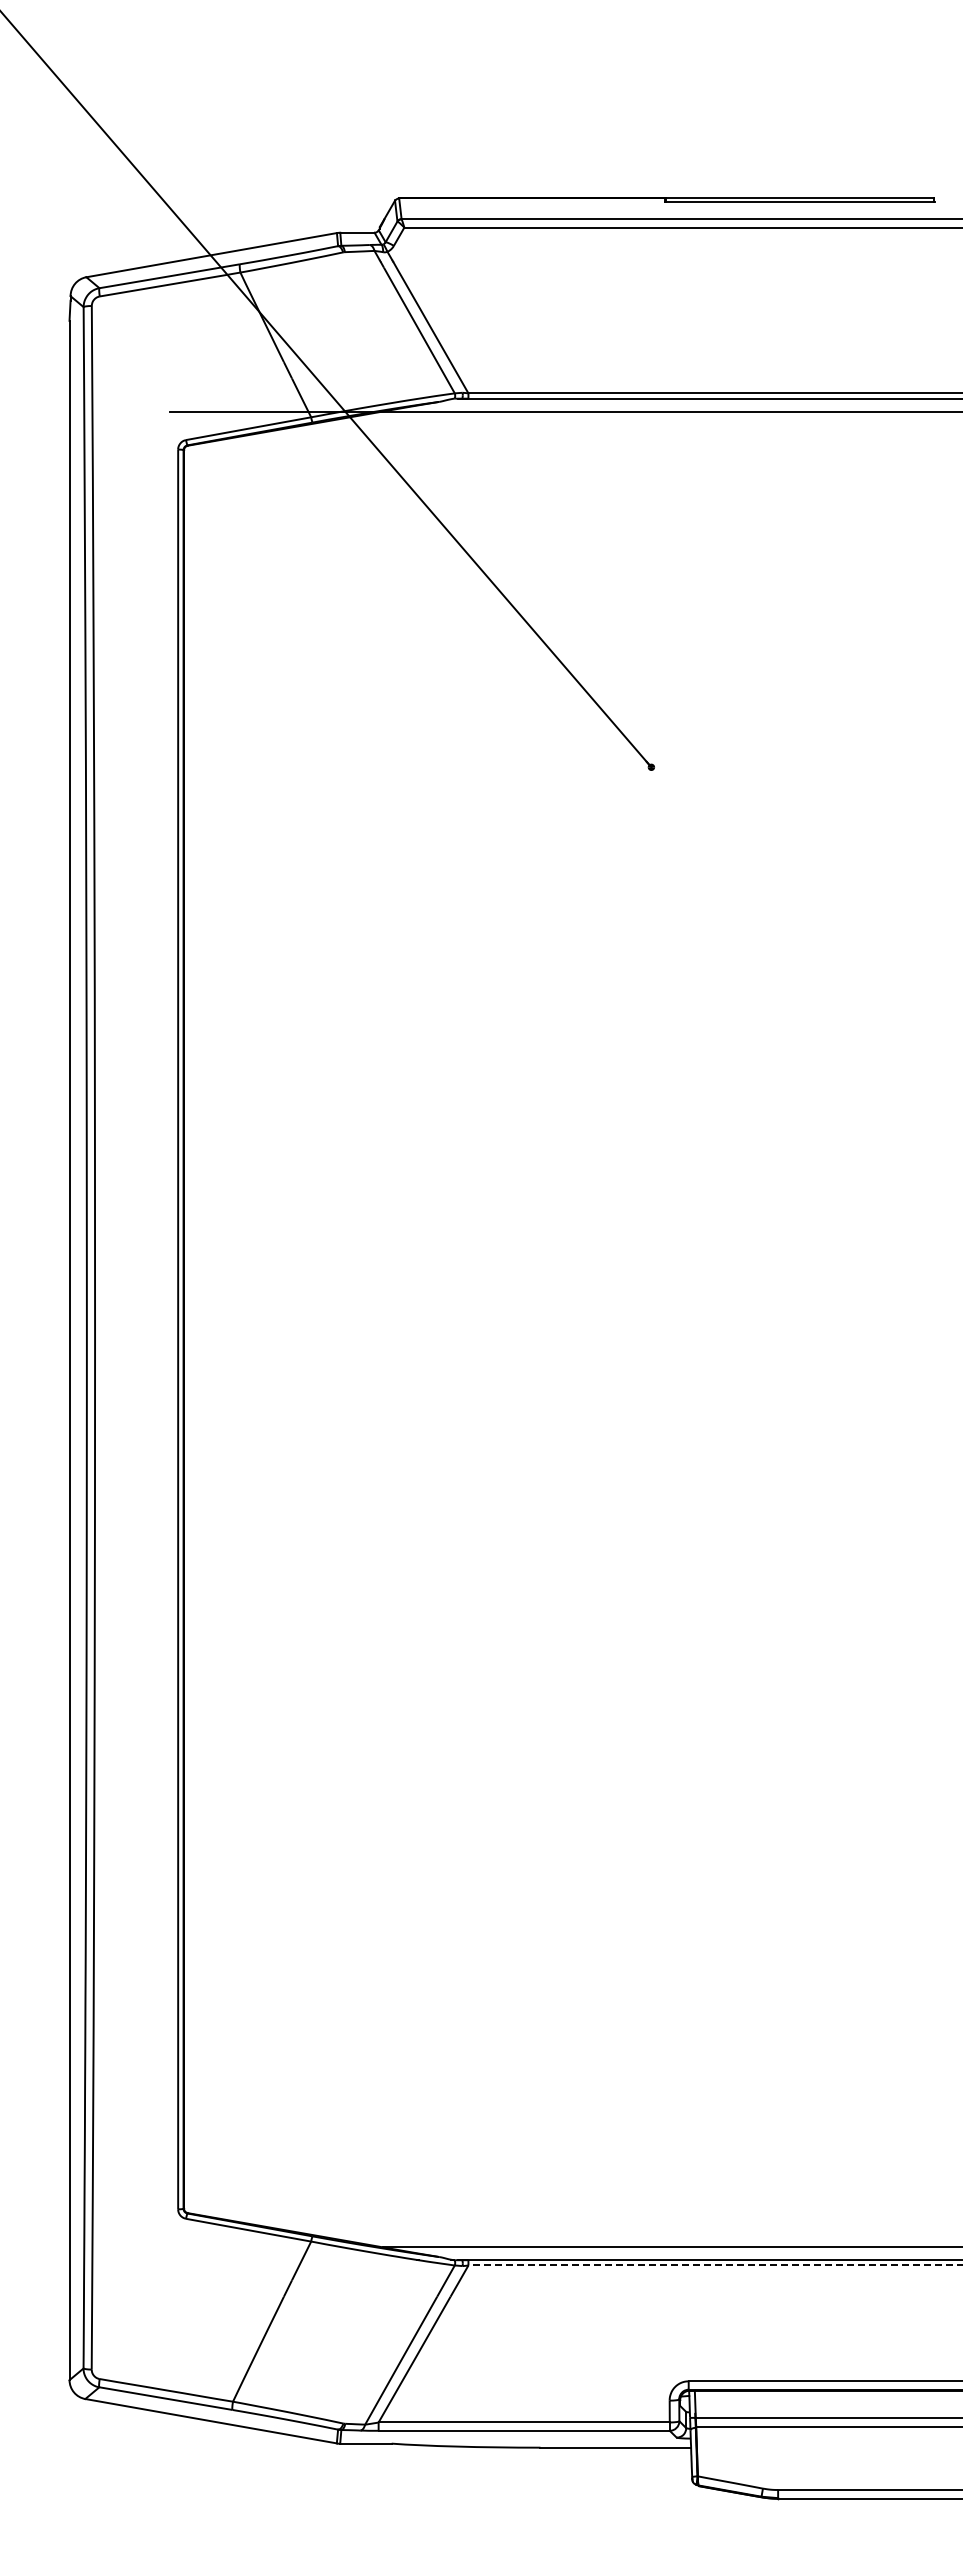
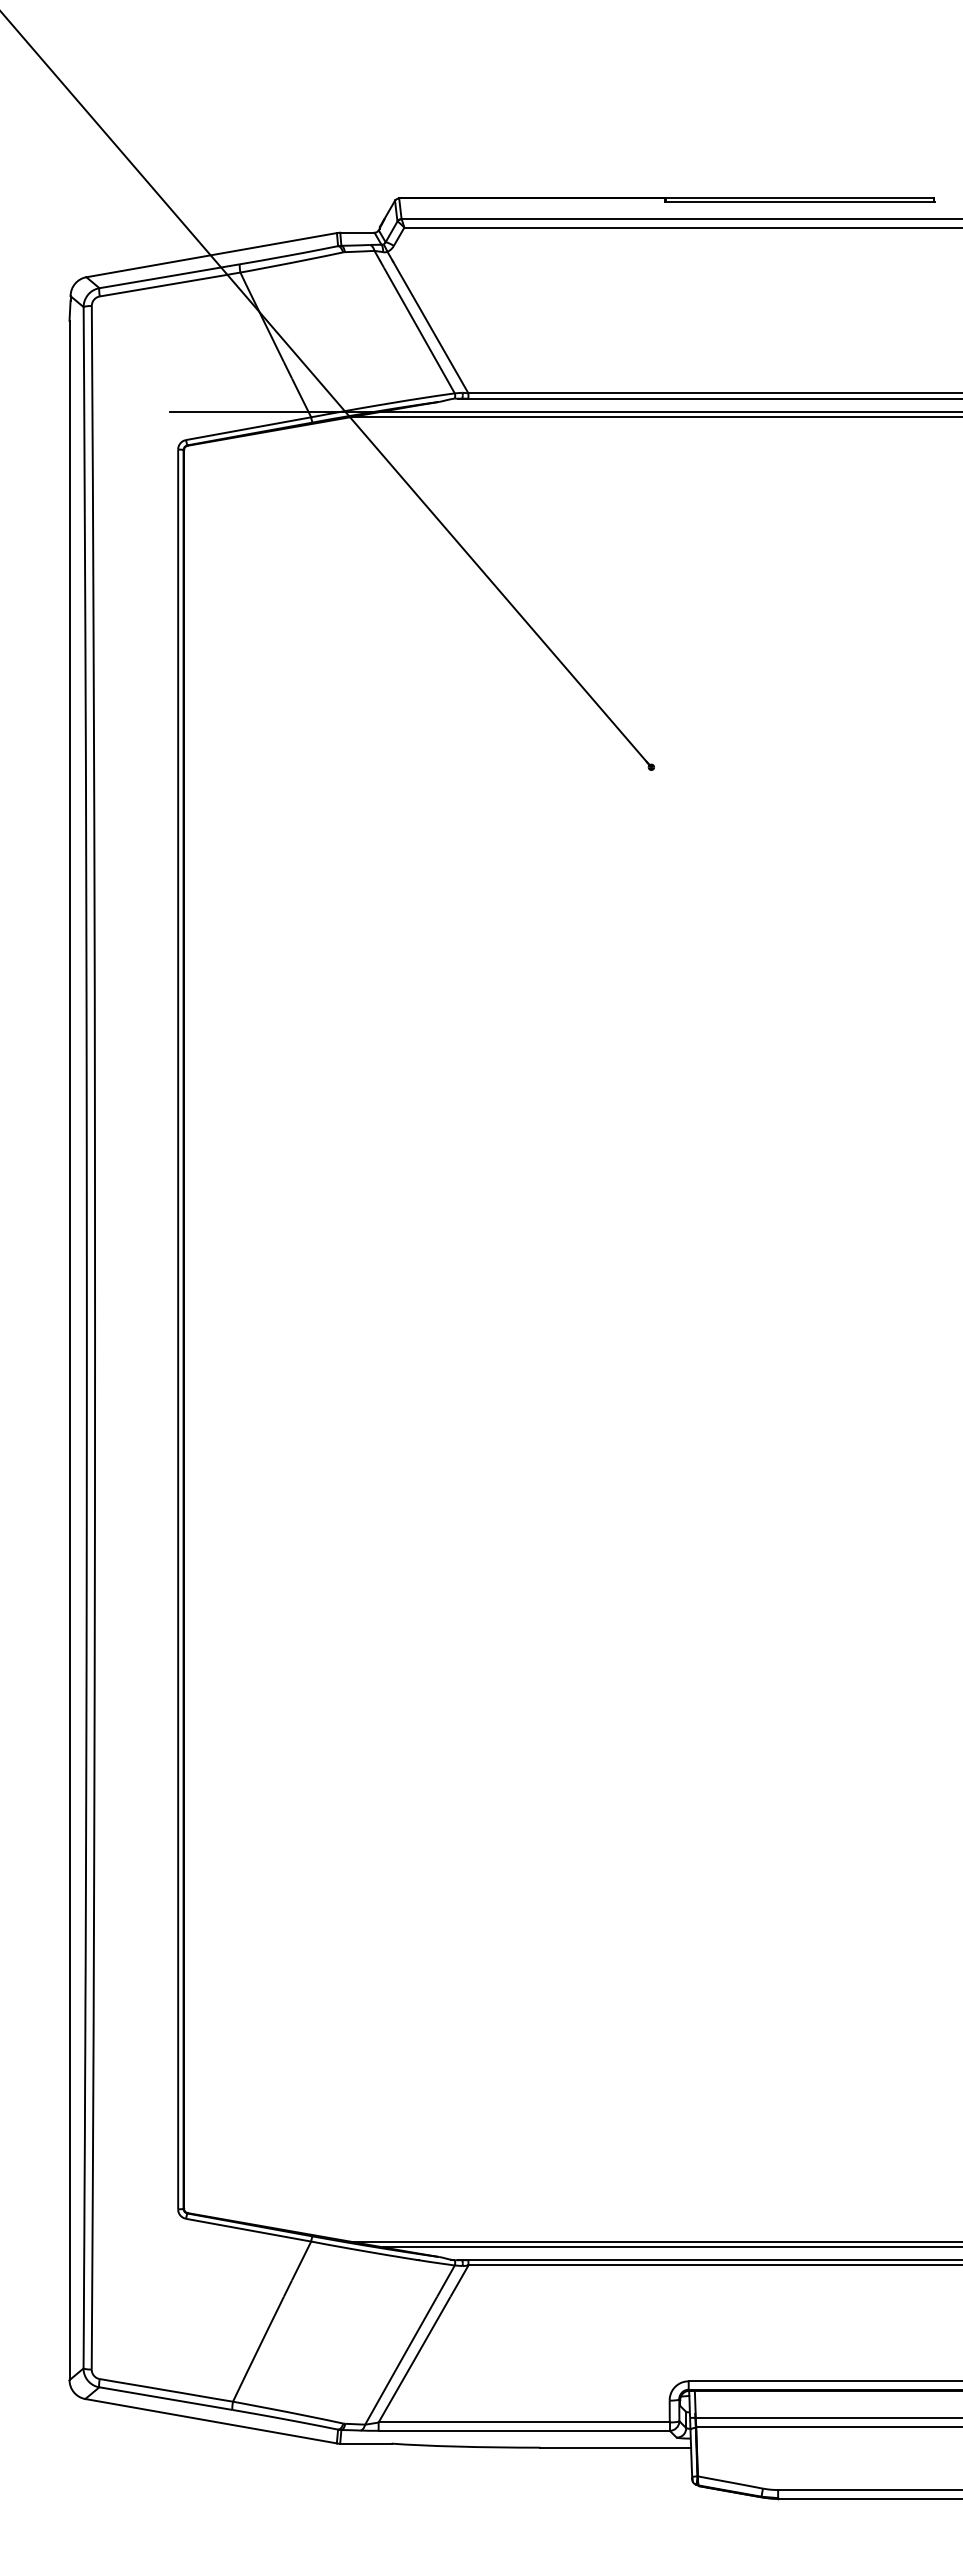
line: none -> present (655, 416)
line: none -> present (655, 2241)
line: dashed -> solid (715, 2265)
